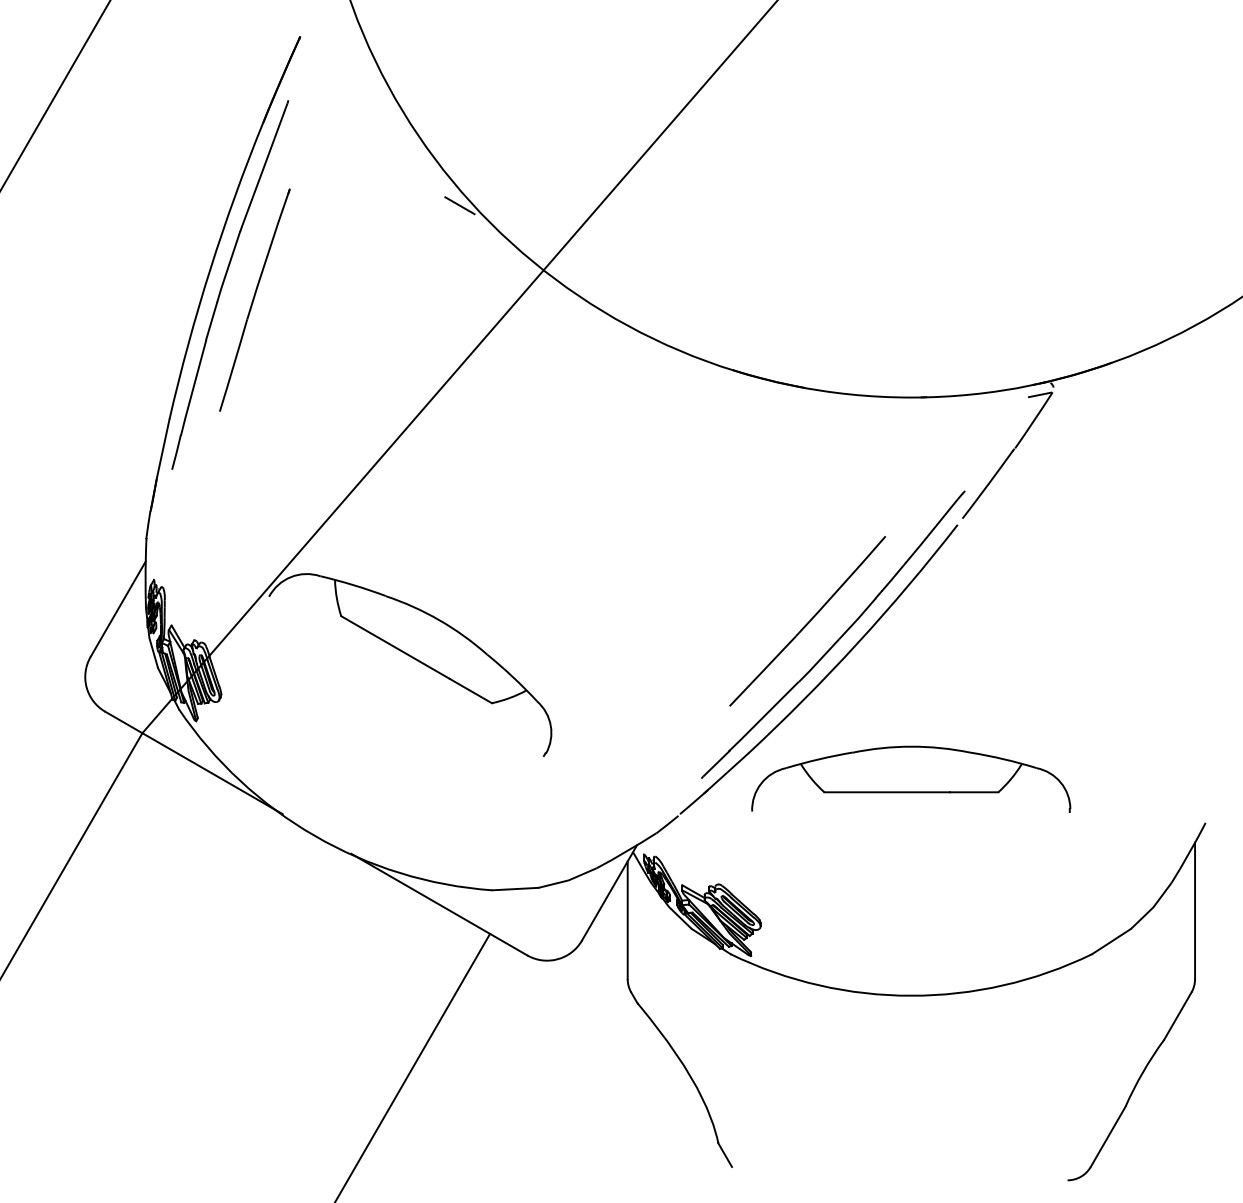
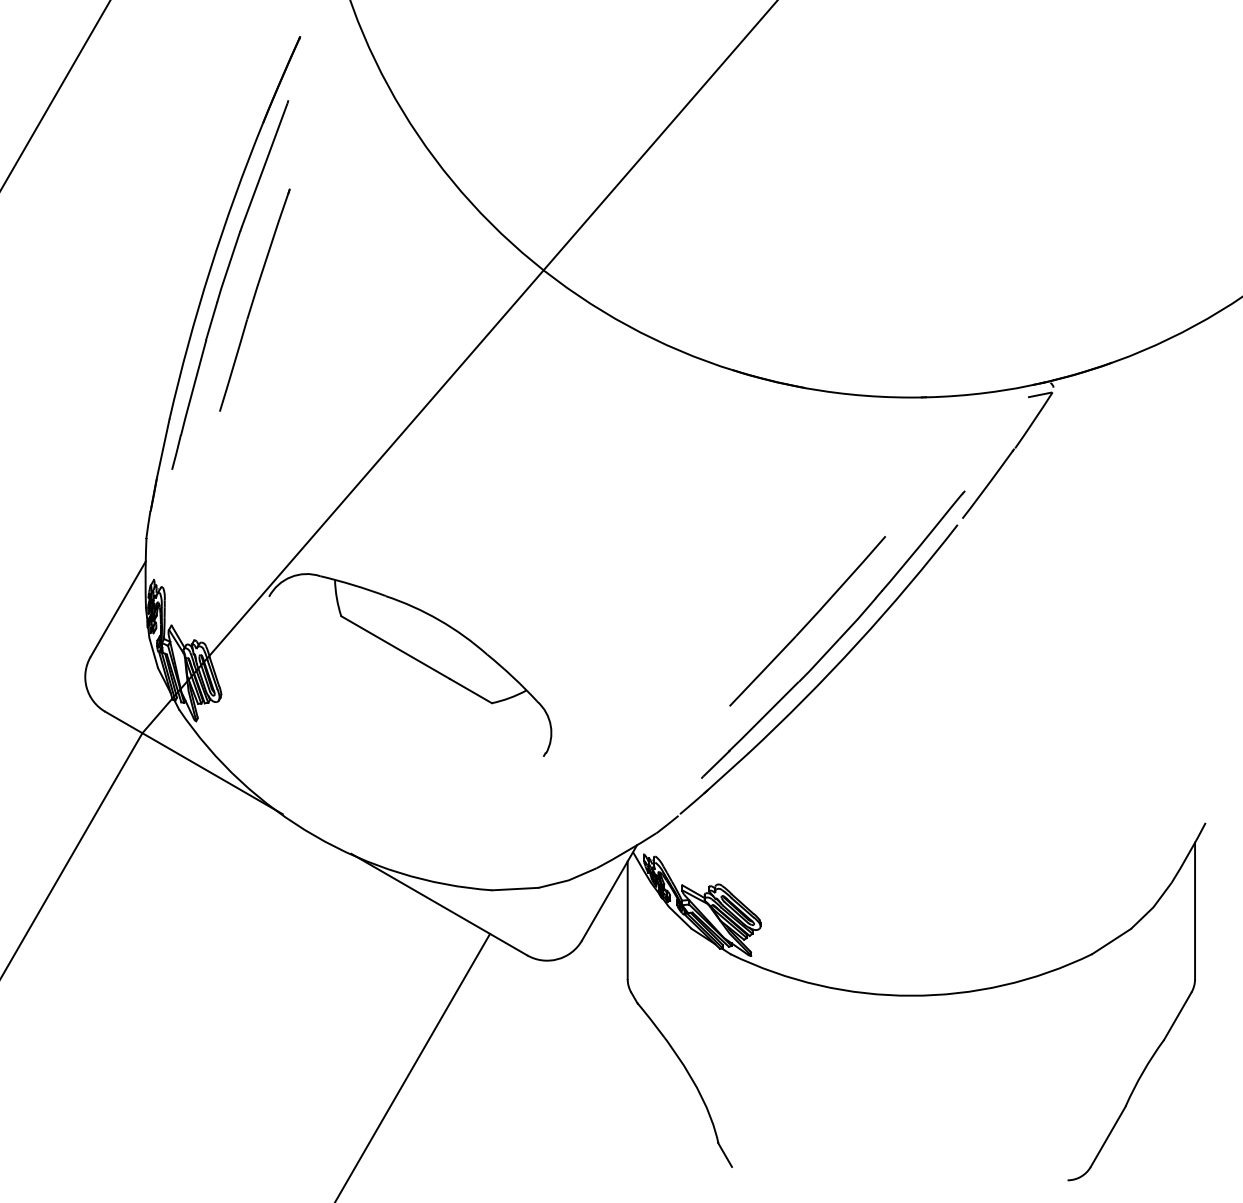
line: present -> none (459, 205)
part: present -> none (911, 778)
